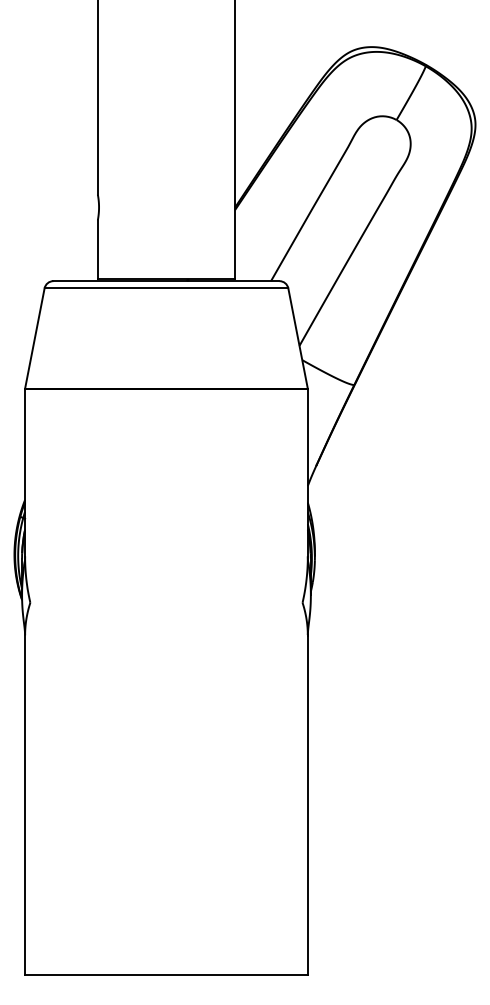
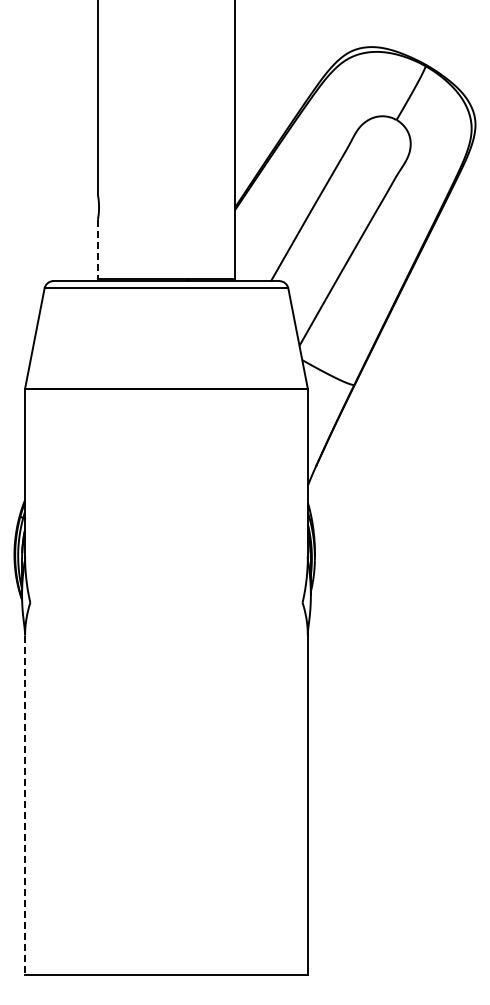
line: solid -> dashed (97, 249)
line: solid -> dashed (25, 805)
